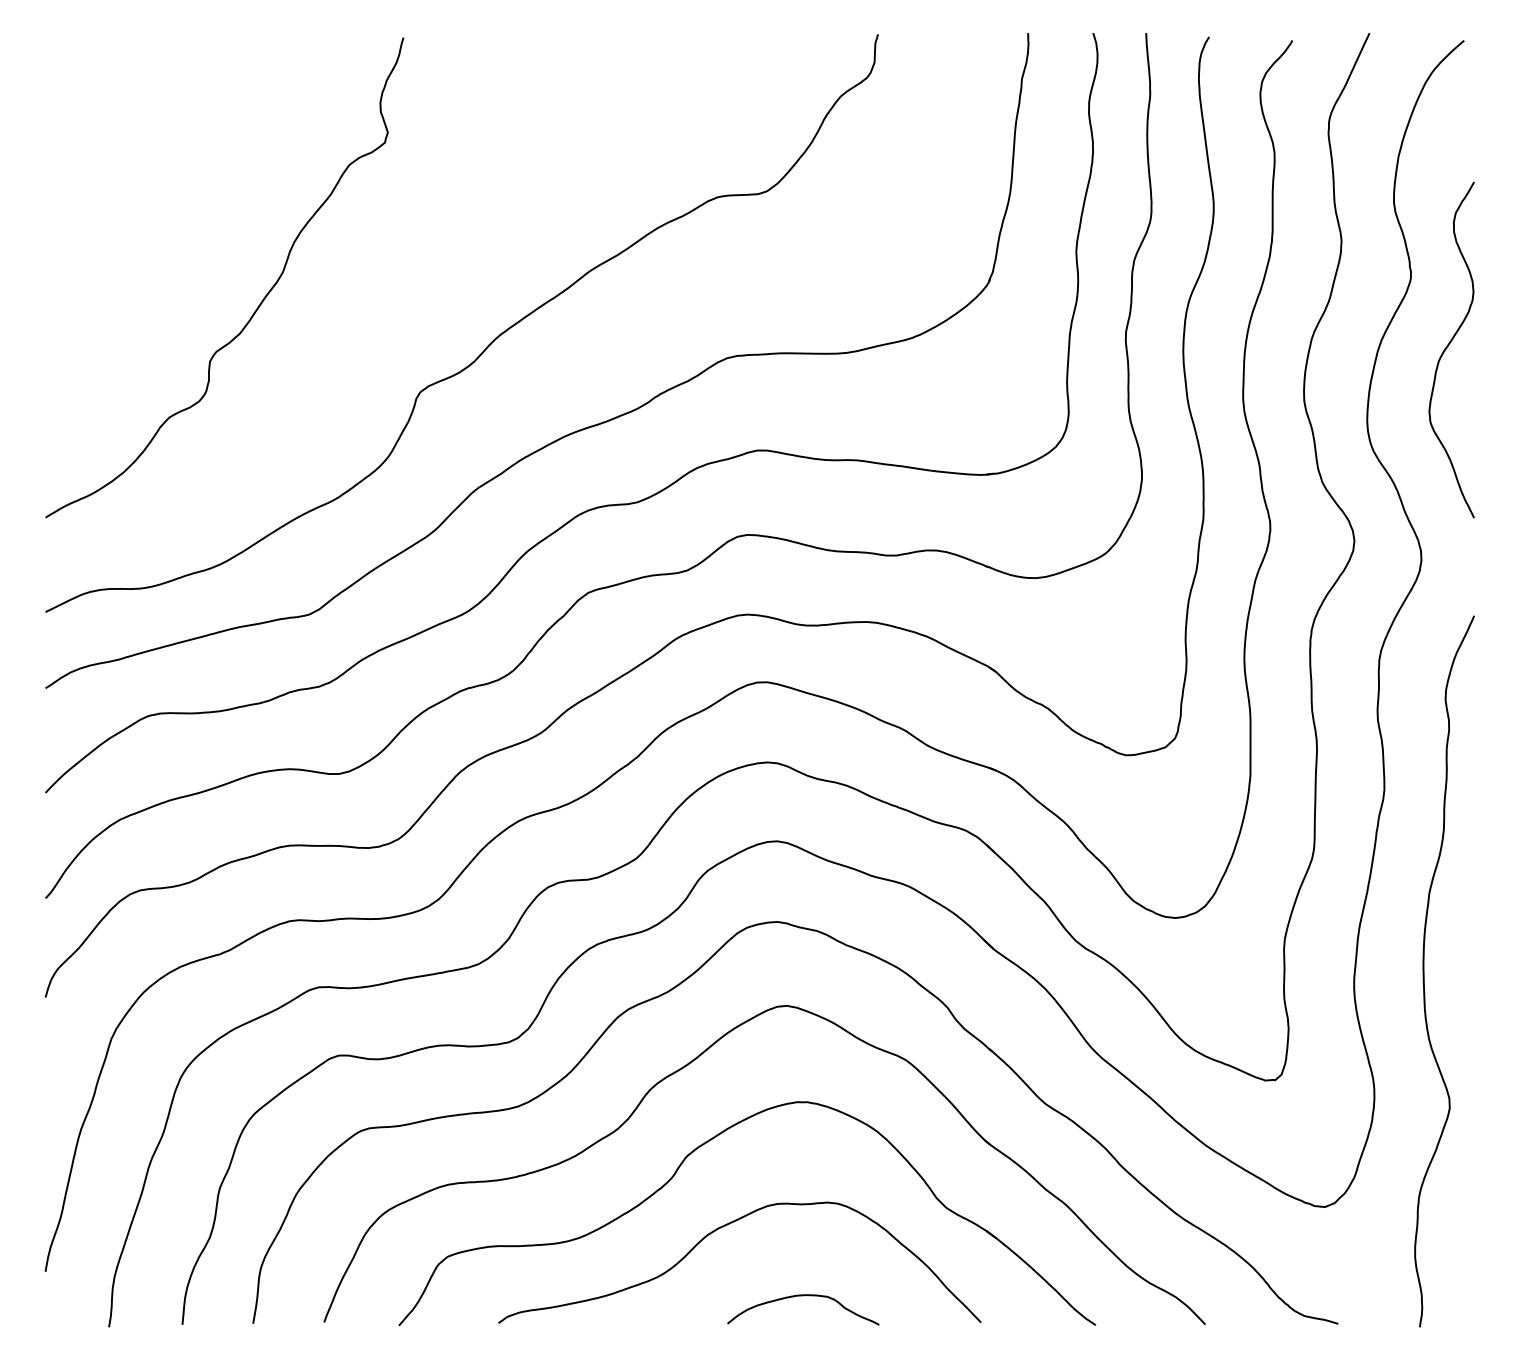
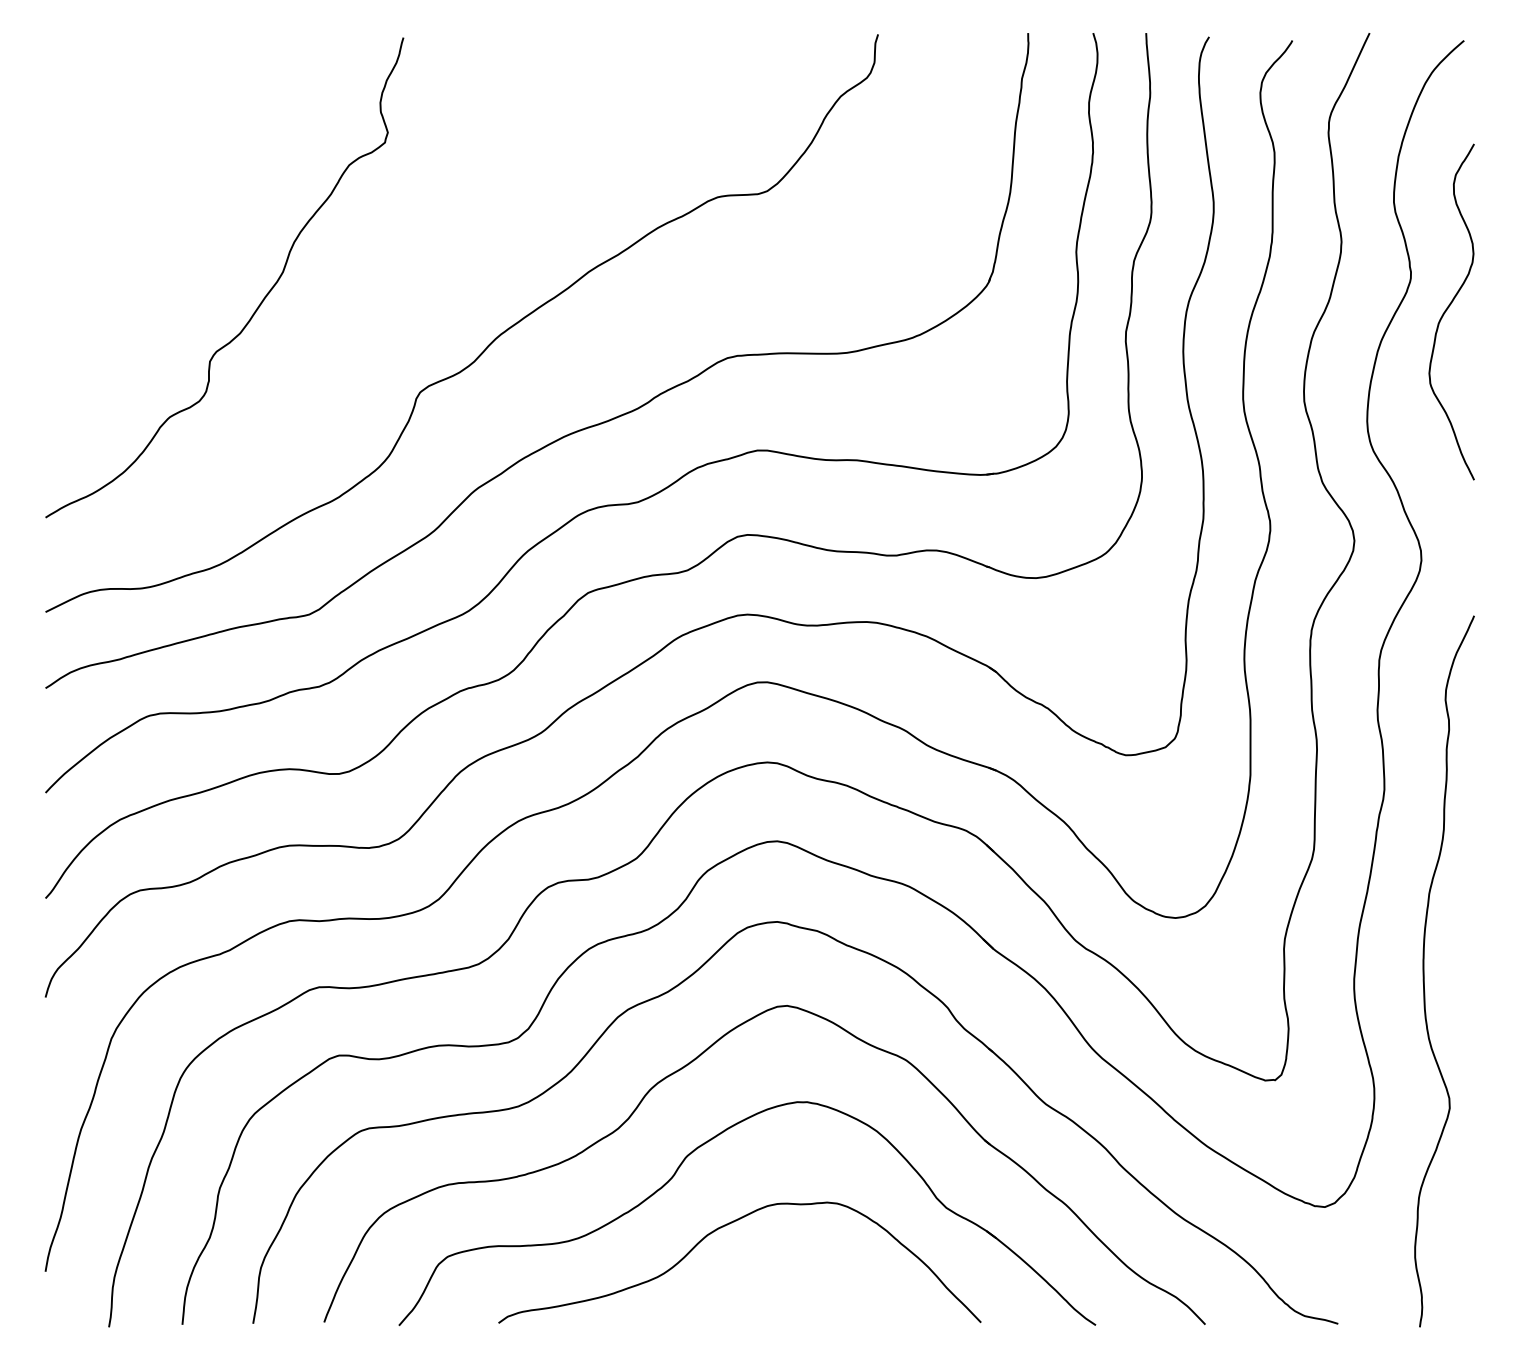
curve position: (1447, 348) -> (1447, 310) (1447, 310)
curve: present -> none (803, 1296)
